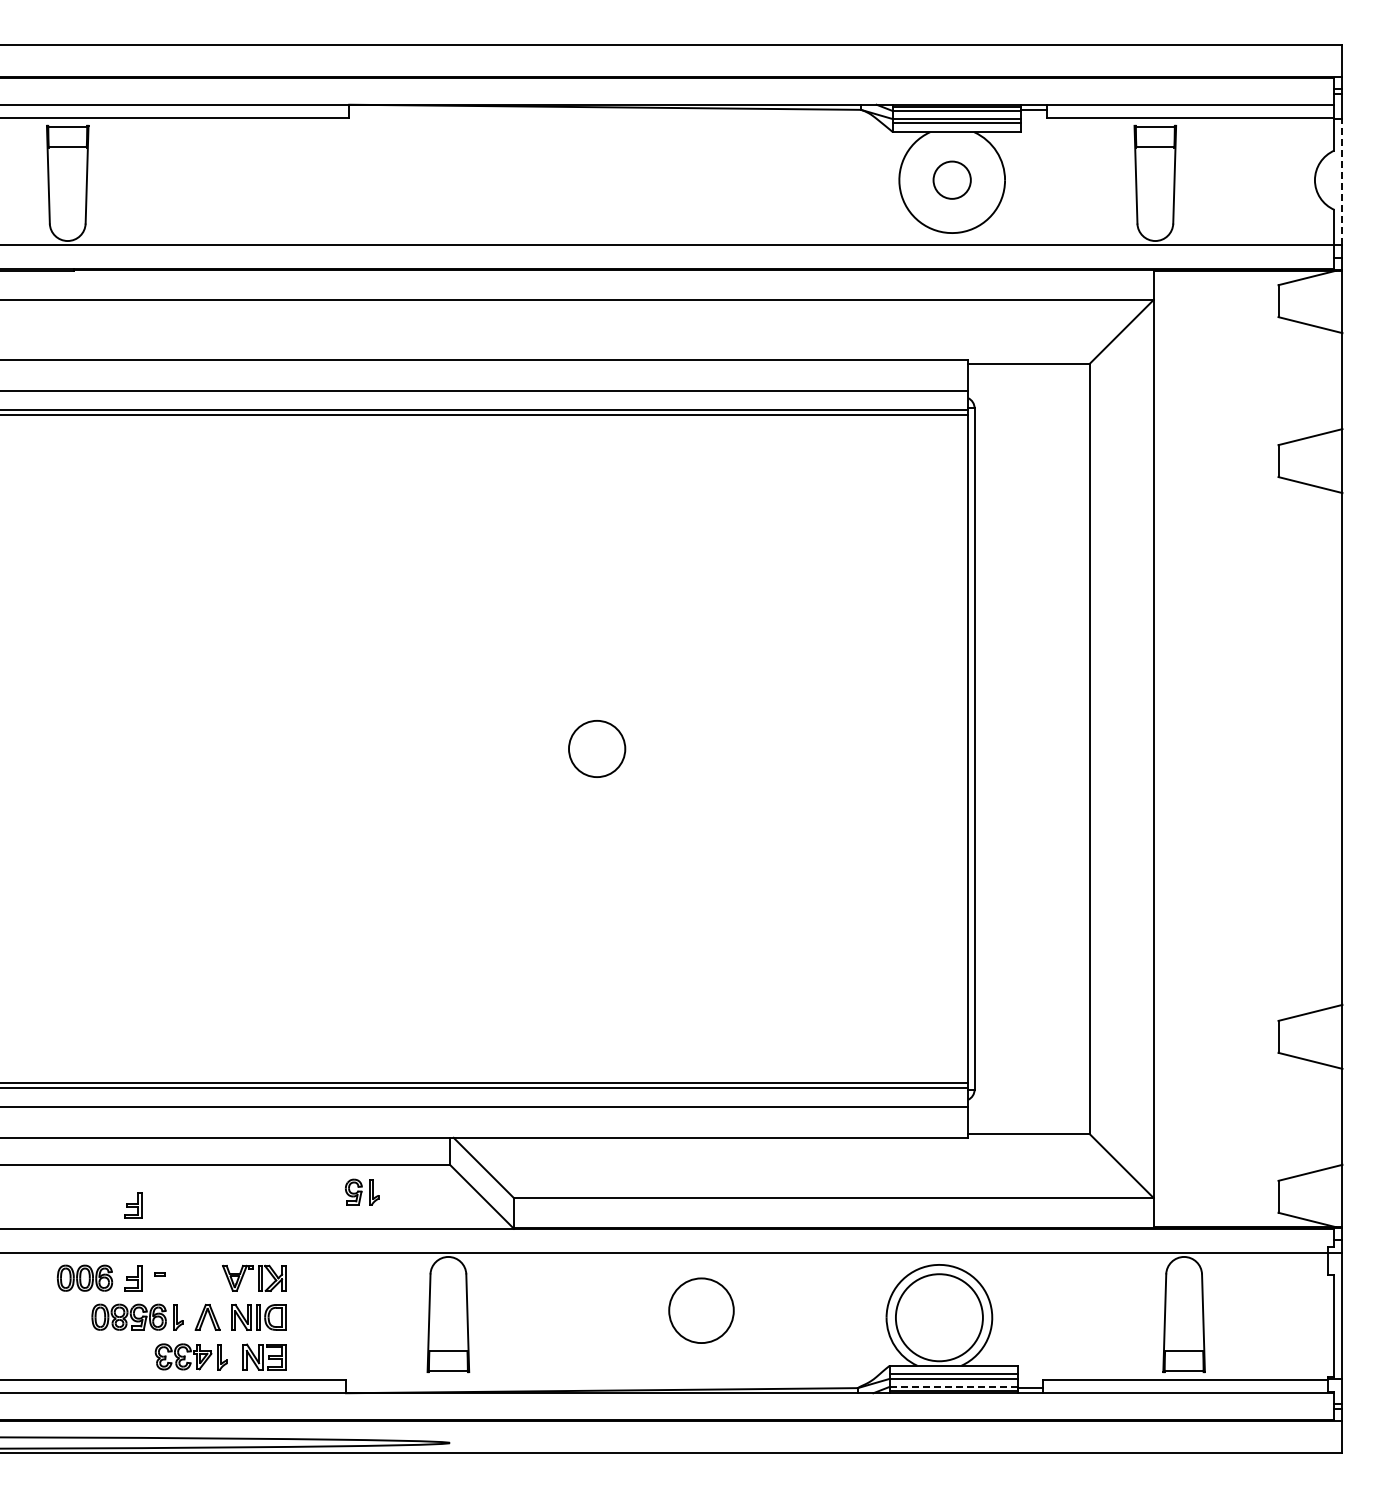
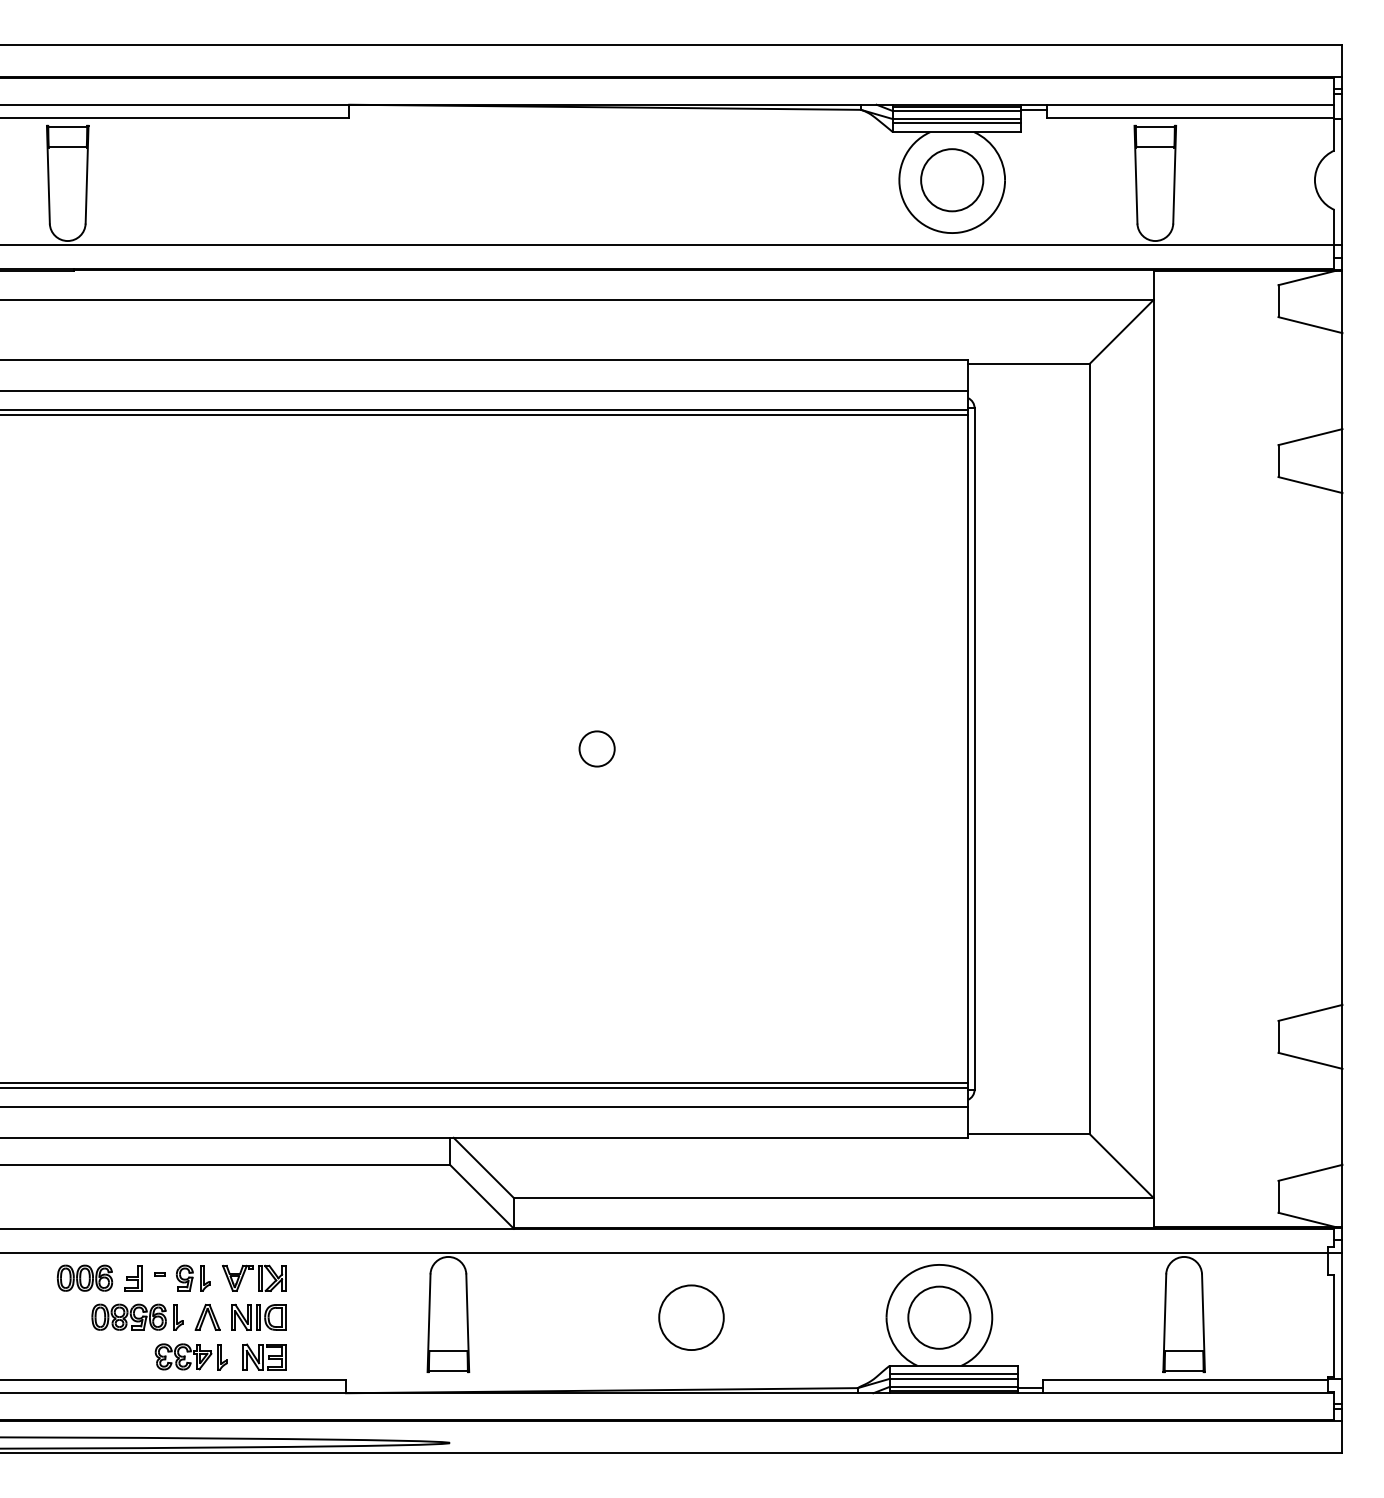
circle diameter: 37 px -> 62 px (952, 180)
line: dashed -> solid (1342, 181)
circle diameter: 56 px -> 35 px (596, 748)
part position: (362, 1191) -> (193, 1277) (193, 1277)
part: present -> none (133, 1205)
circle position: (701, 1310) -> (691, 1317) (691, 1317)
circle diameter: 87 px -> 62 px (939, 1317)
line: dashed -> solid (953, 1386)
